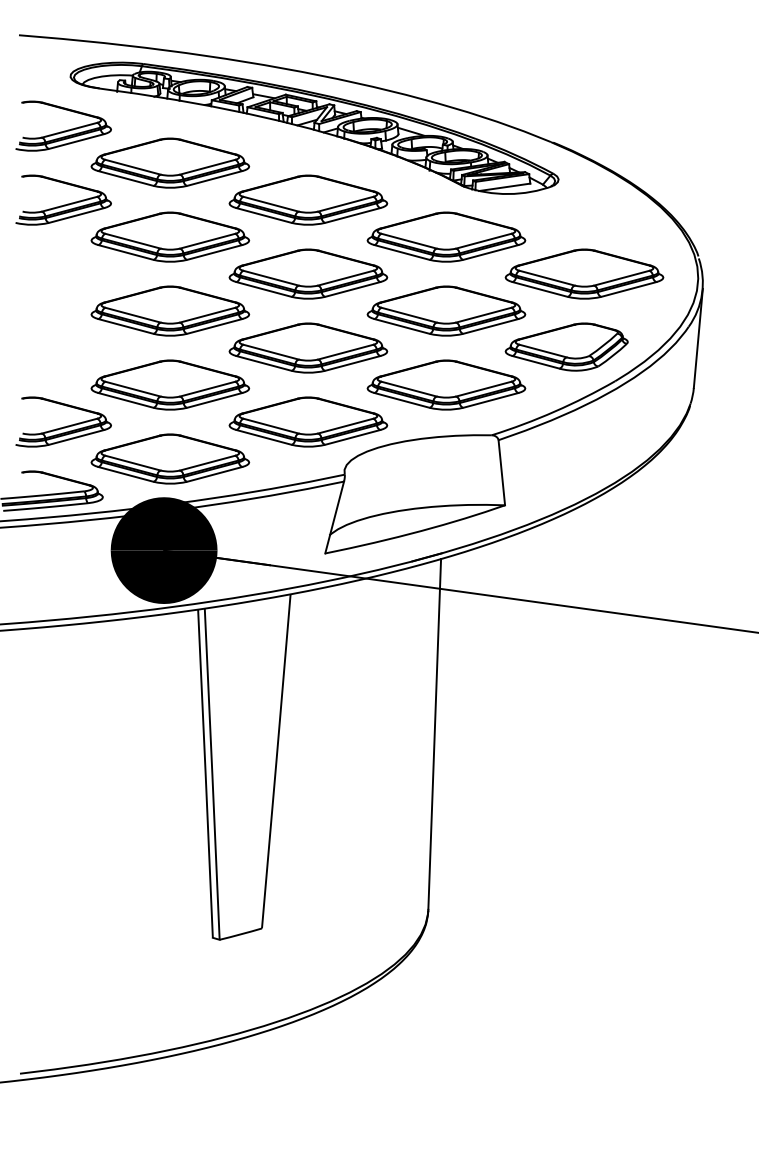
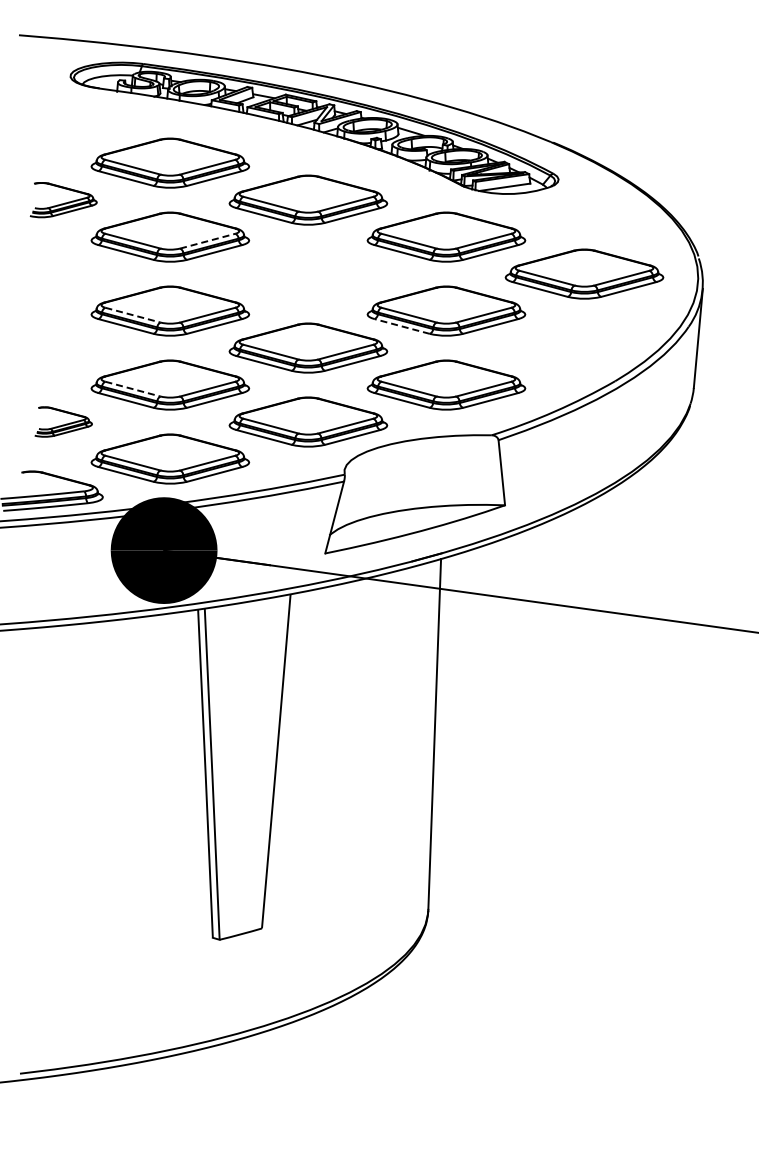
part: present -> none (63, 125)
part size: 97x52 px -> 69x37 px (63, 200)
line: solid -> dashed (207, 241)
part: present -> none (308, 273)
line: solid -> dashed (133, 315)
line: solid -> dashed (402, 326)
part: present -> none (566, 346)
line: solid -> dashed (133, 389)
part size: 97x52 px -> 59x32 px (63, 421)
